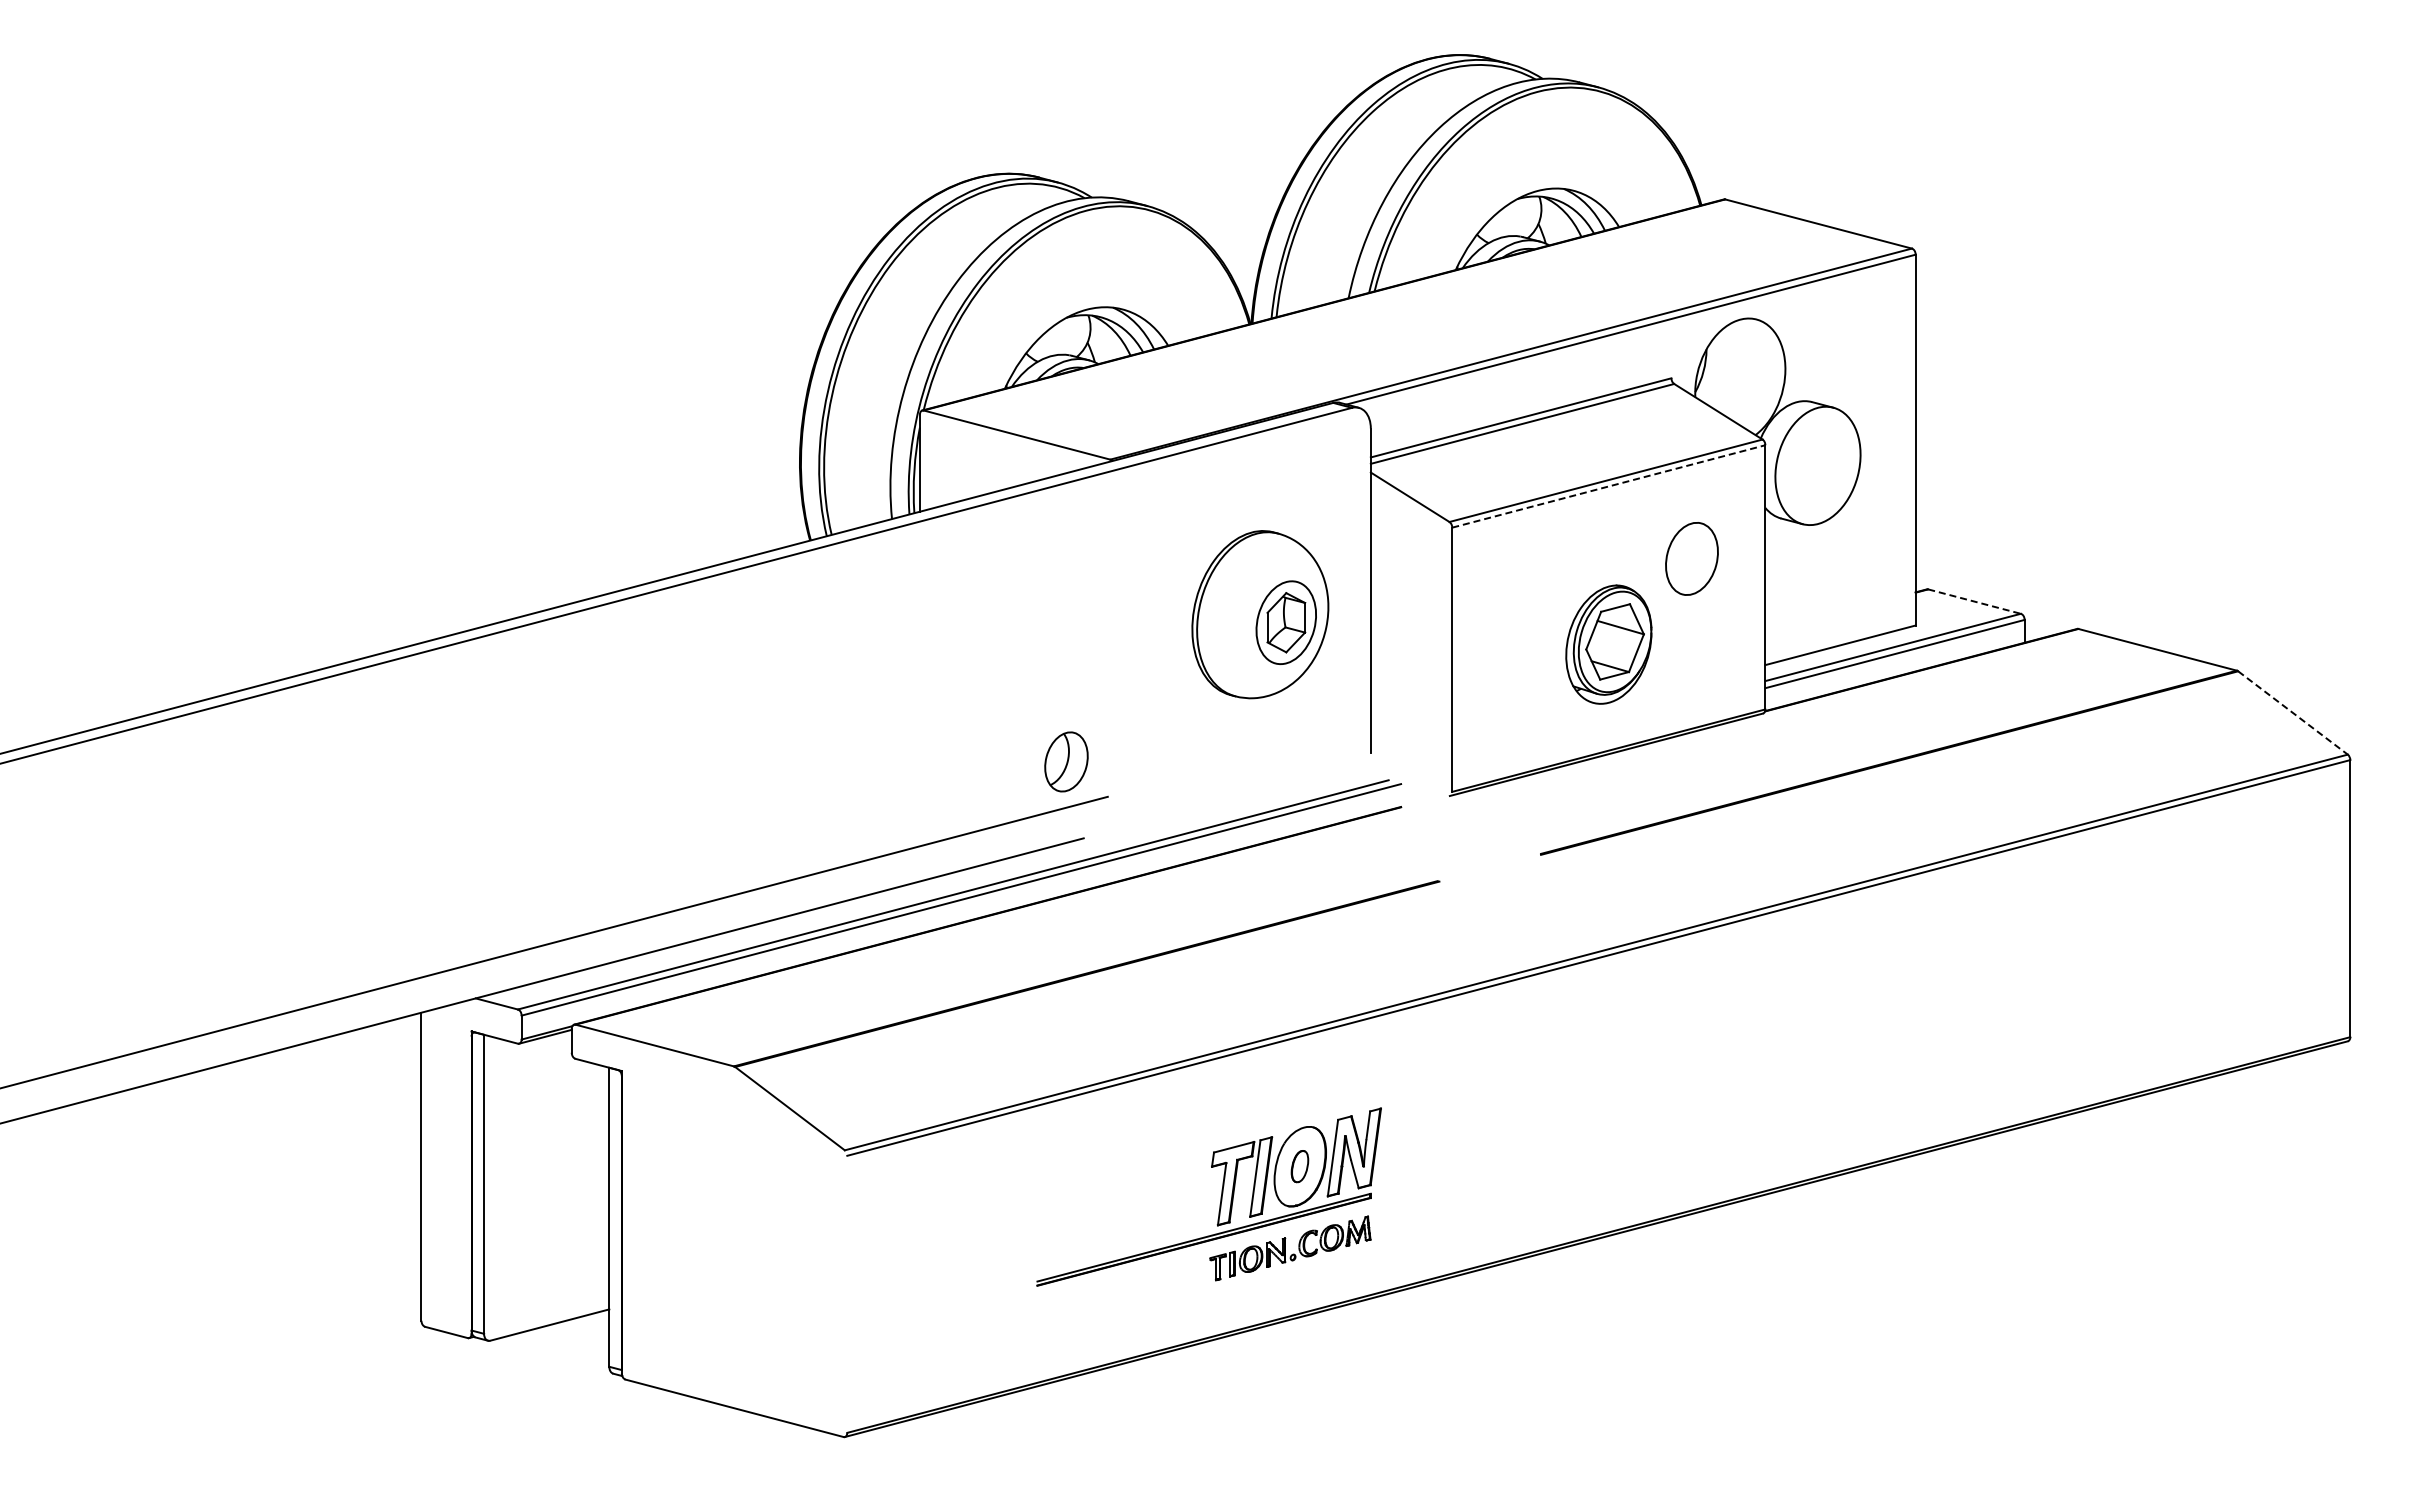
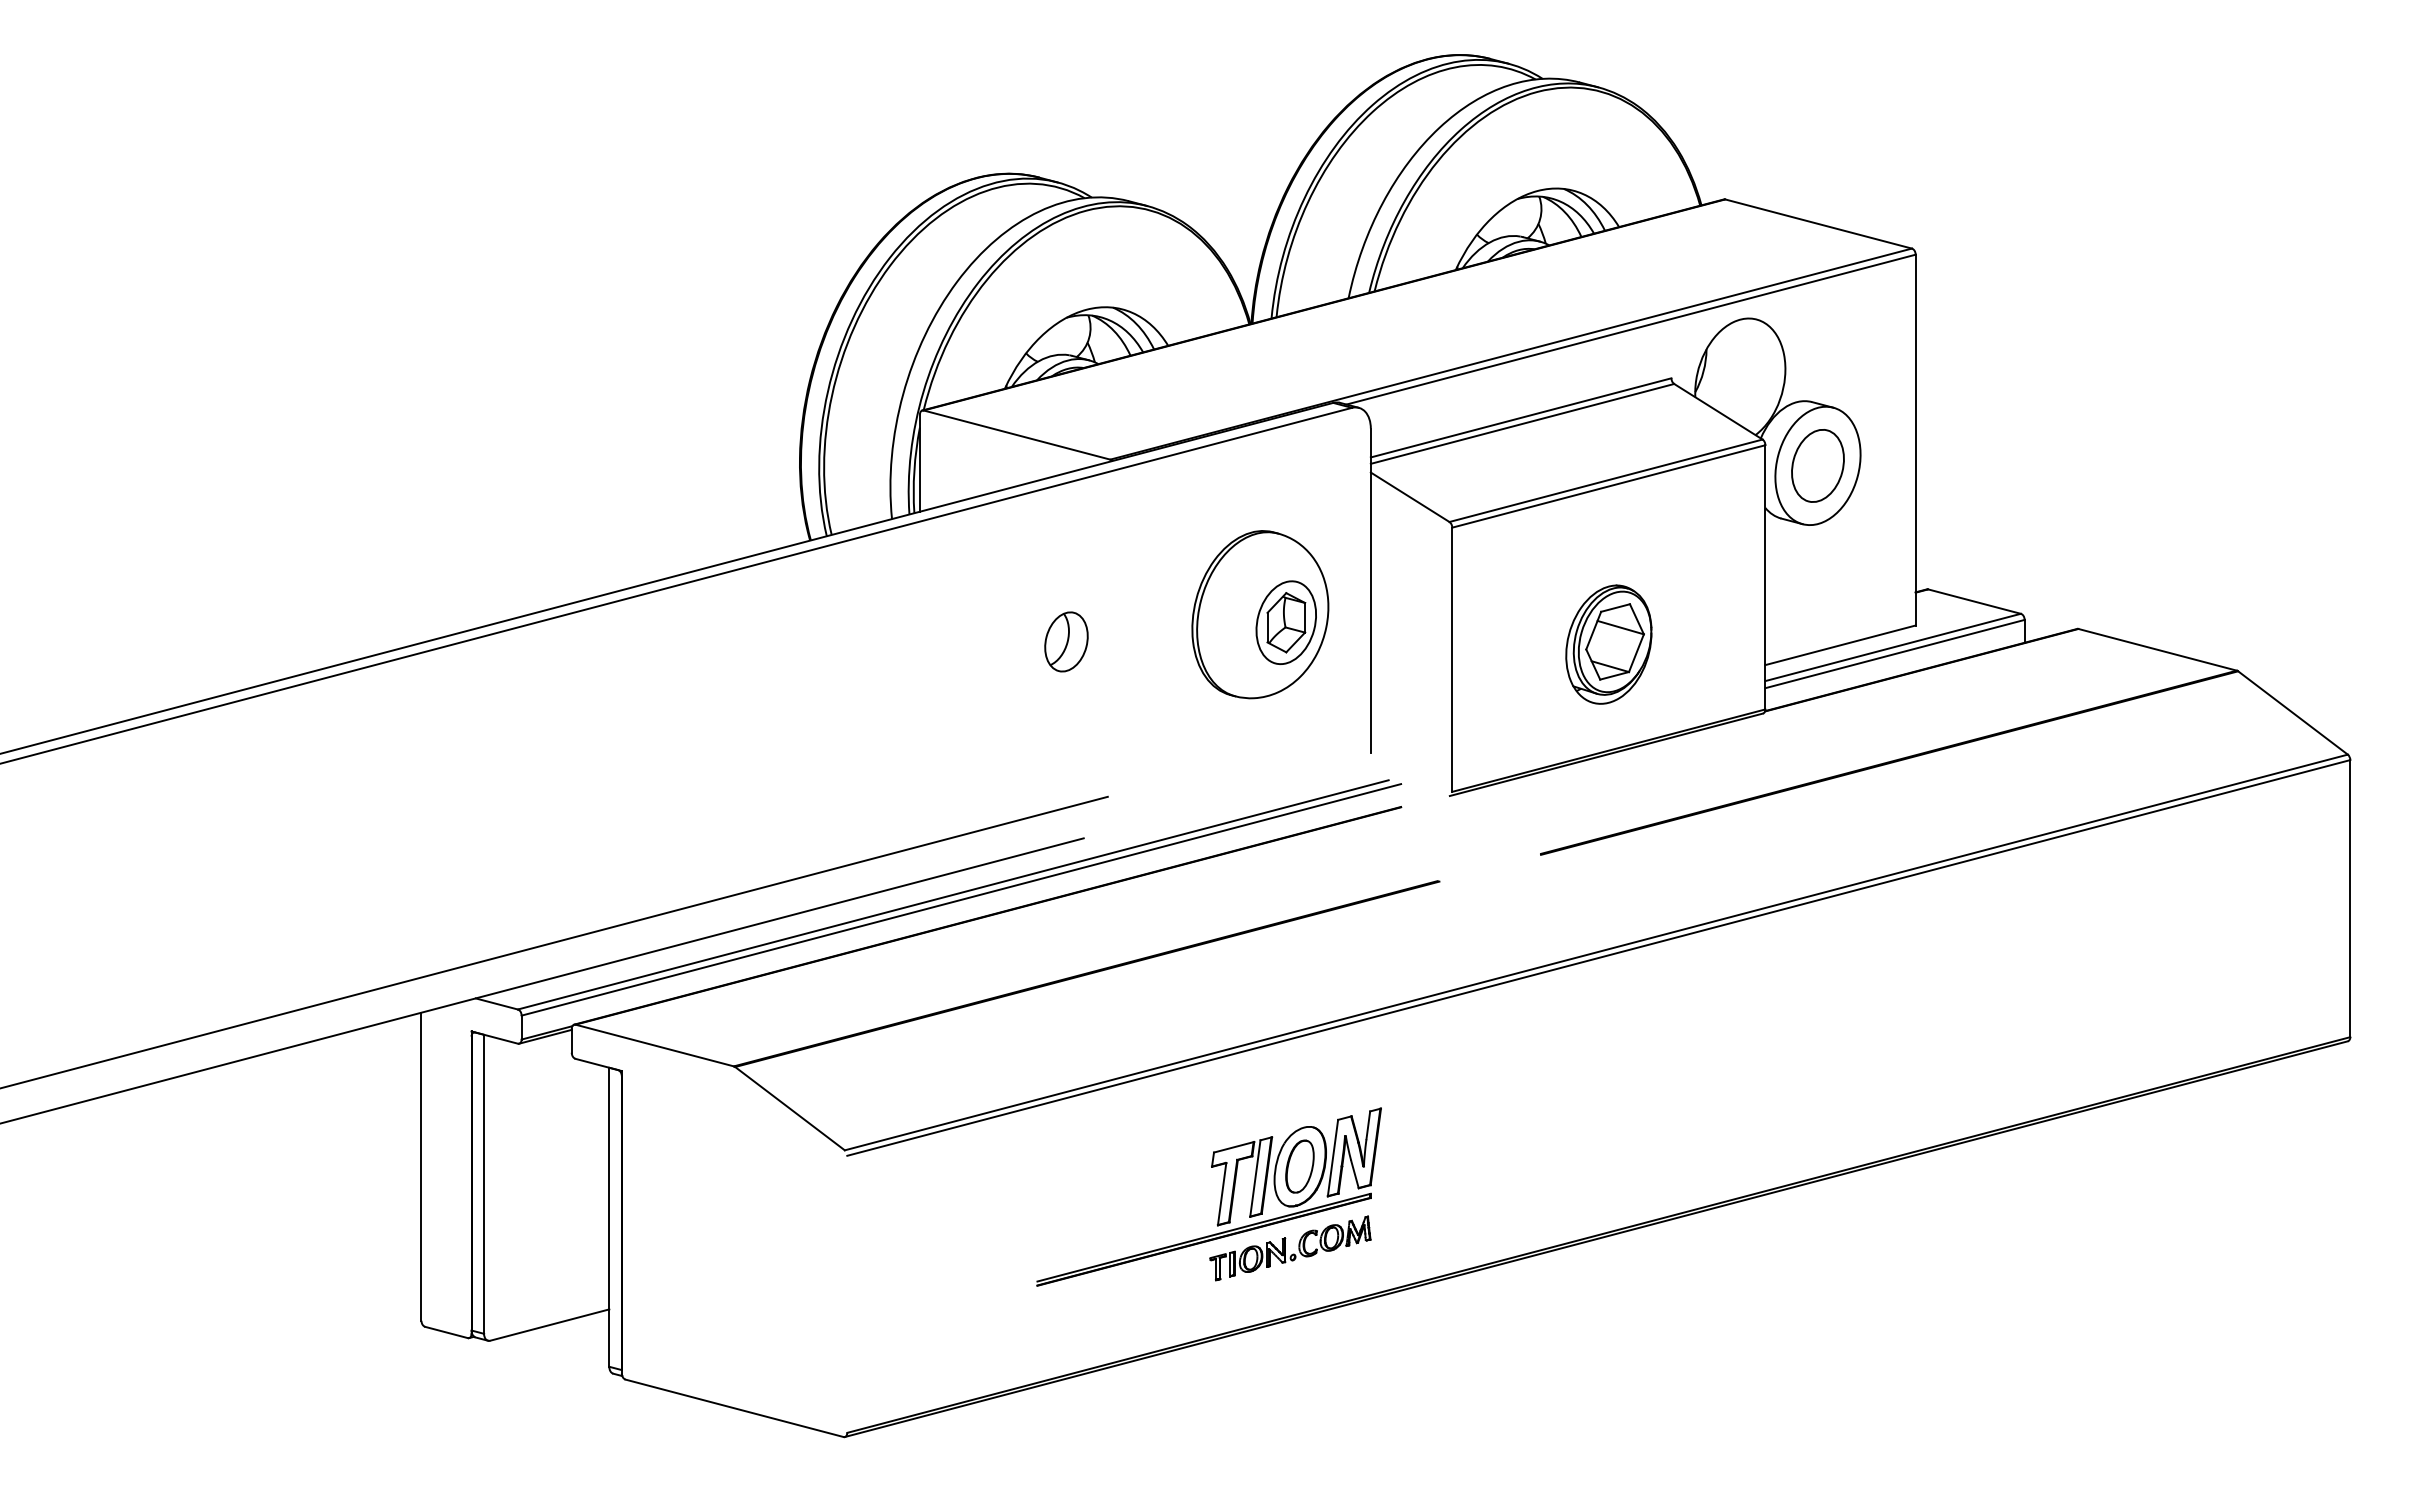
line: dashed -> solid (1608, 486)
part position: (1691, 558) -> (1817, 465) (1817, 465)
line: dashed -> solid (1974, 601)
line: dashed -> solid (2293, 712)
part position: (1066, 761) -> (1066, 641) (1066, 641)
part size: 20x34 px -> 30x55 px (1299, 1166)
